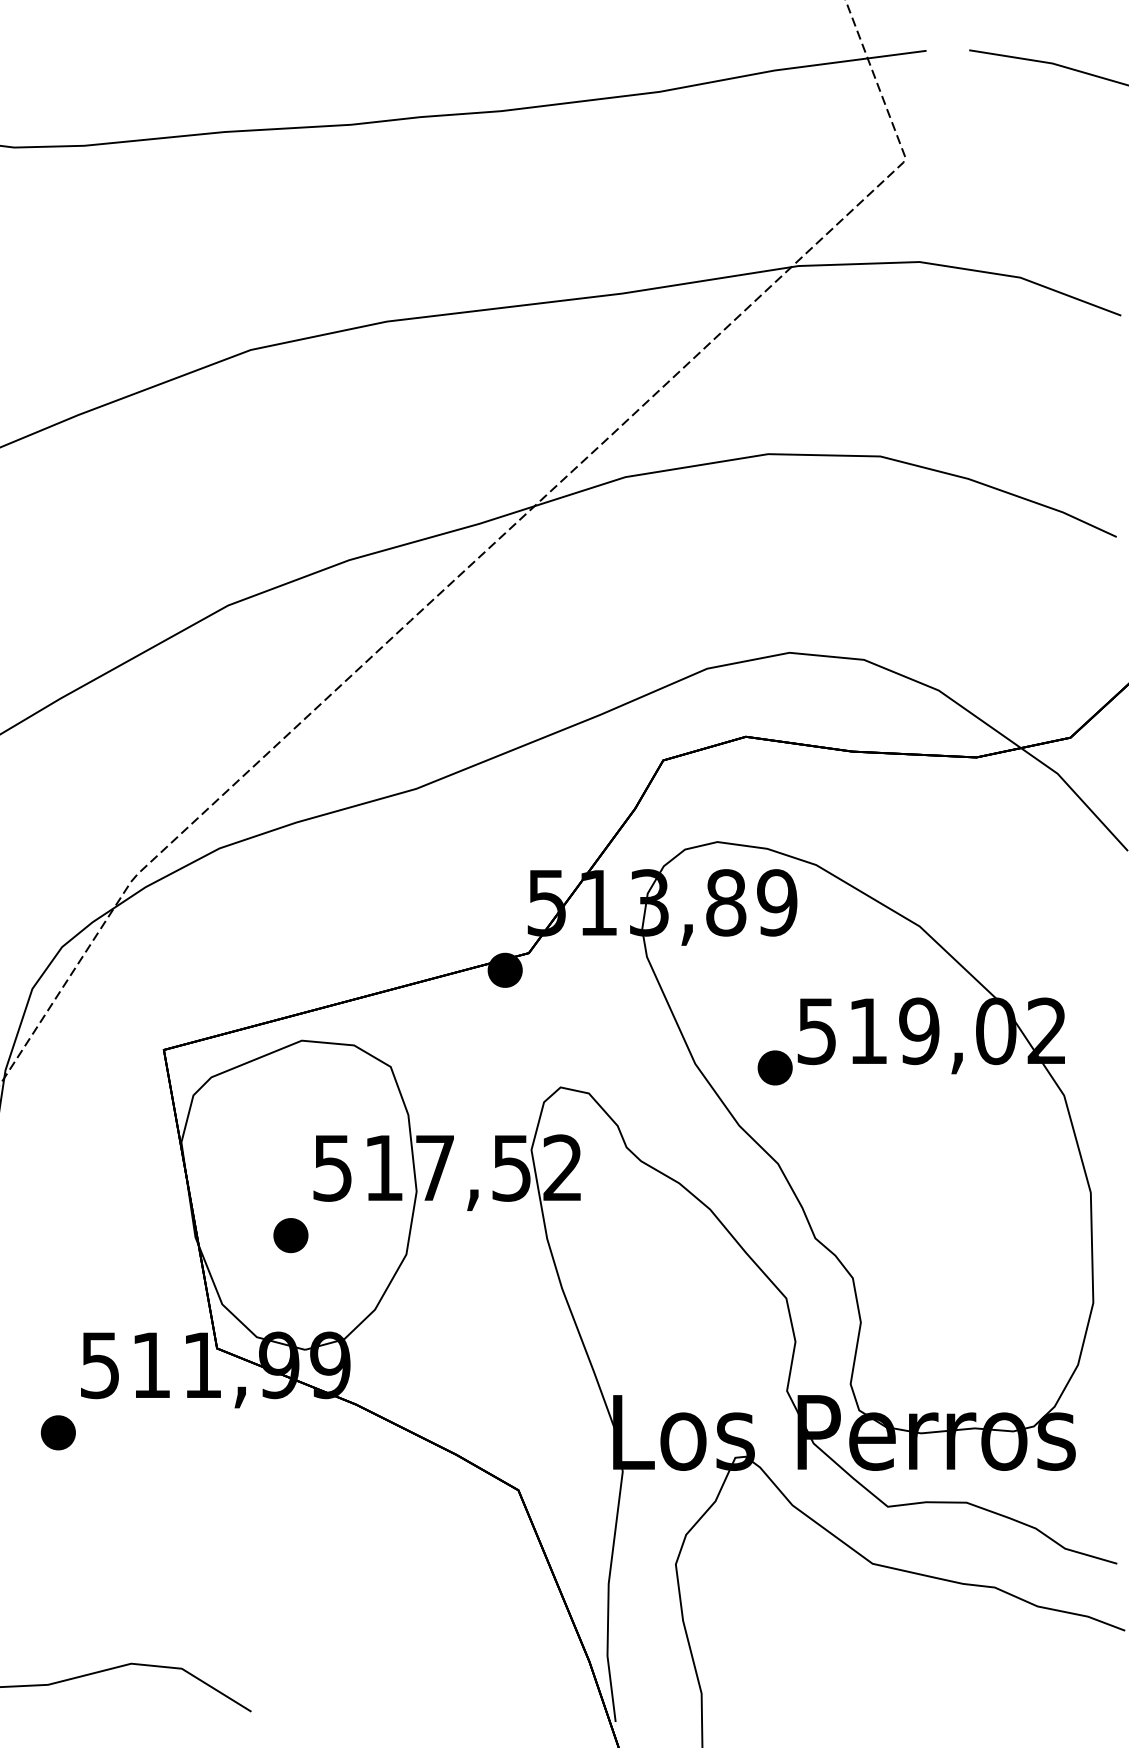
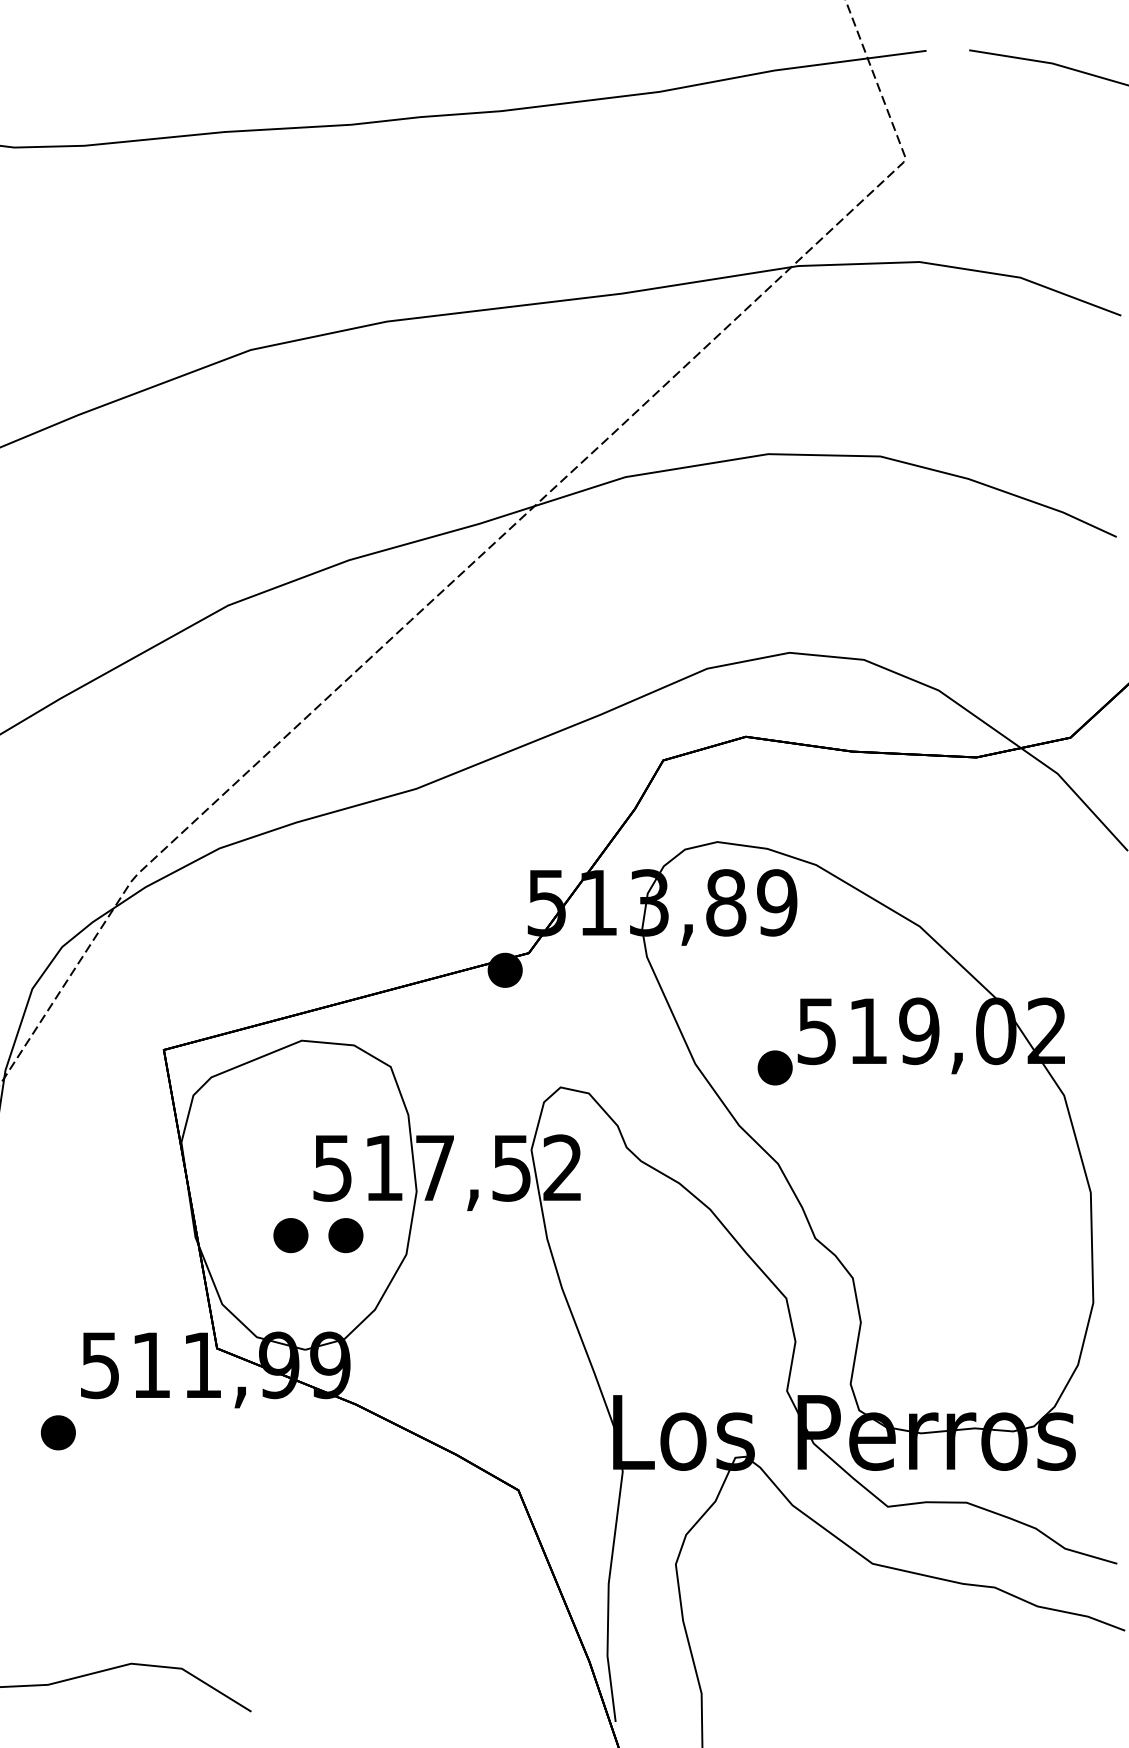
part: none -> present (345, 1235)
